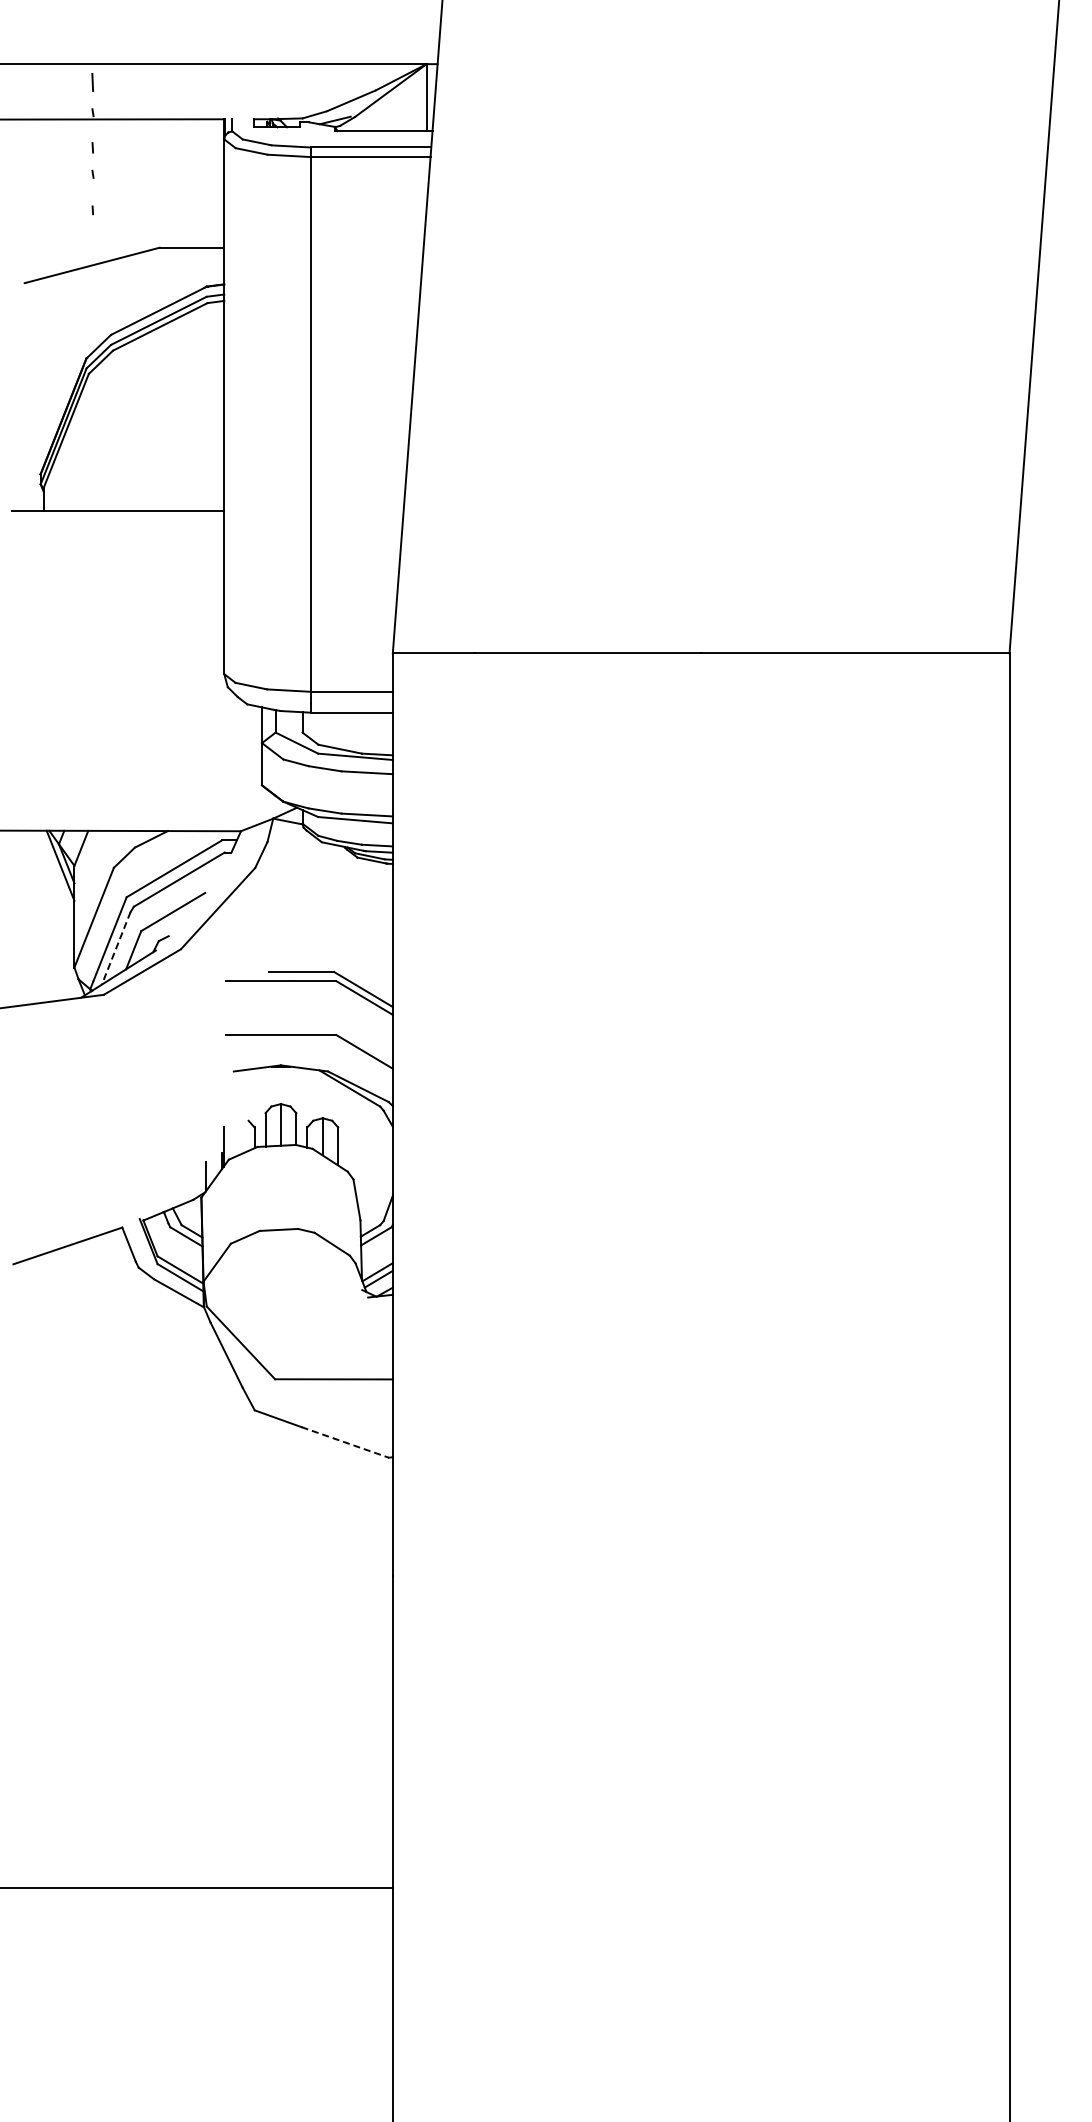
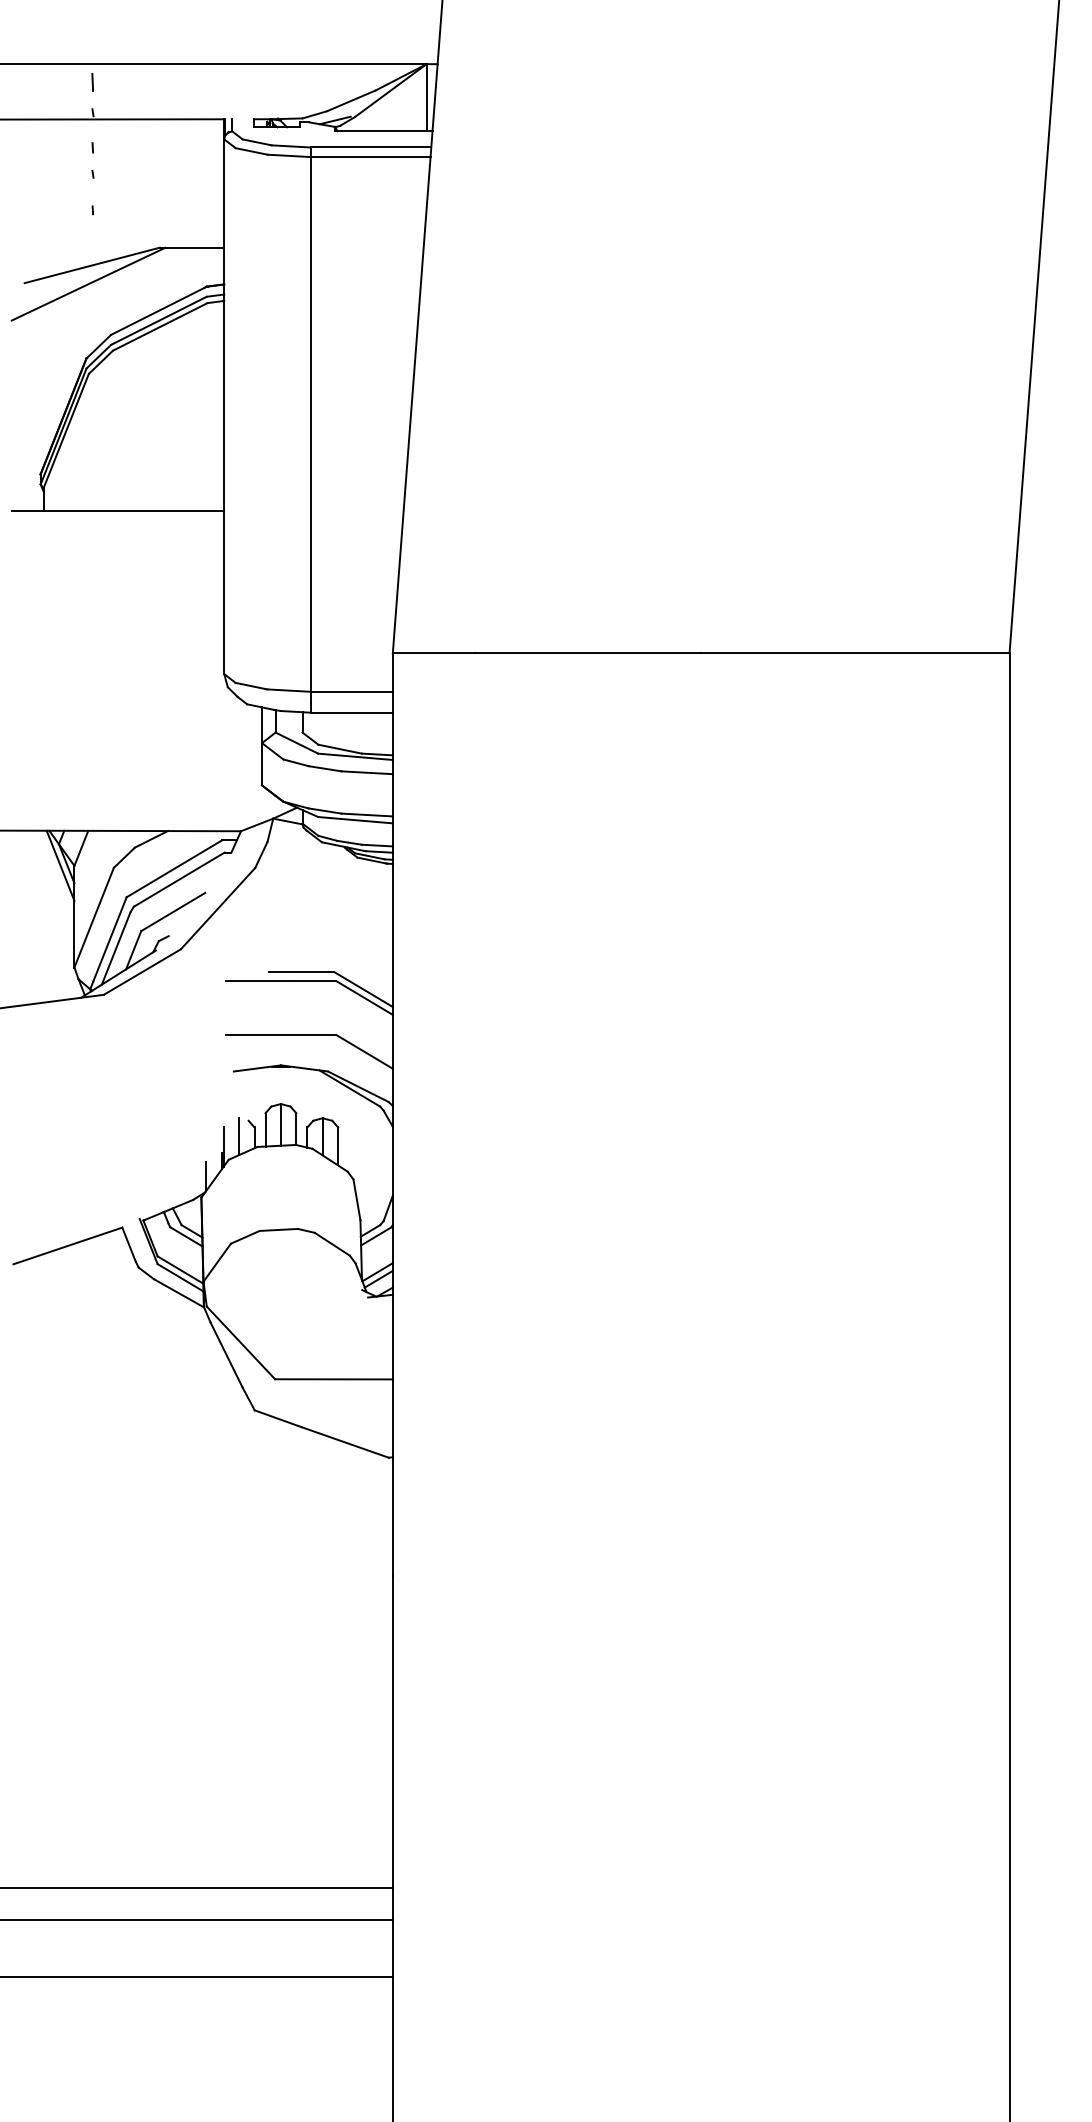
line: none -> present (88, 283)
line: dashed -> solid (116, 948)
line: none -> present (239, 1136)
line: dashed -> solid (345, 1442)
line: none -> present (197, 1919)
line: none -> present (197, 1976)
